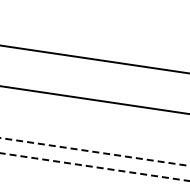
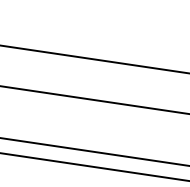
line: dashed -> solid (94, 152)
line: dashed -> solid (94, 167)
